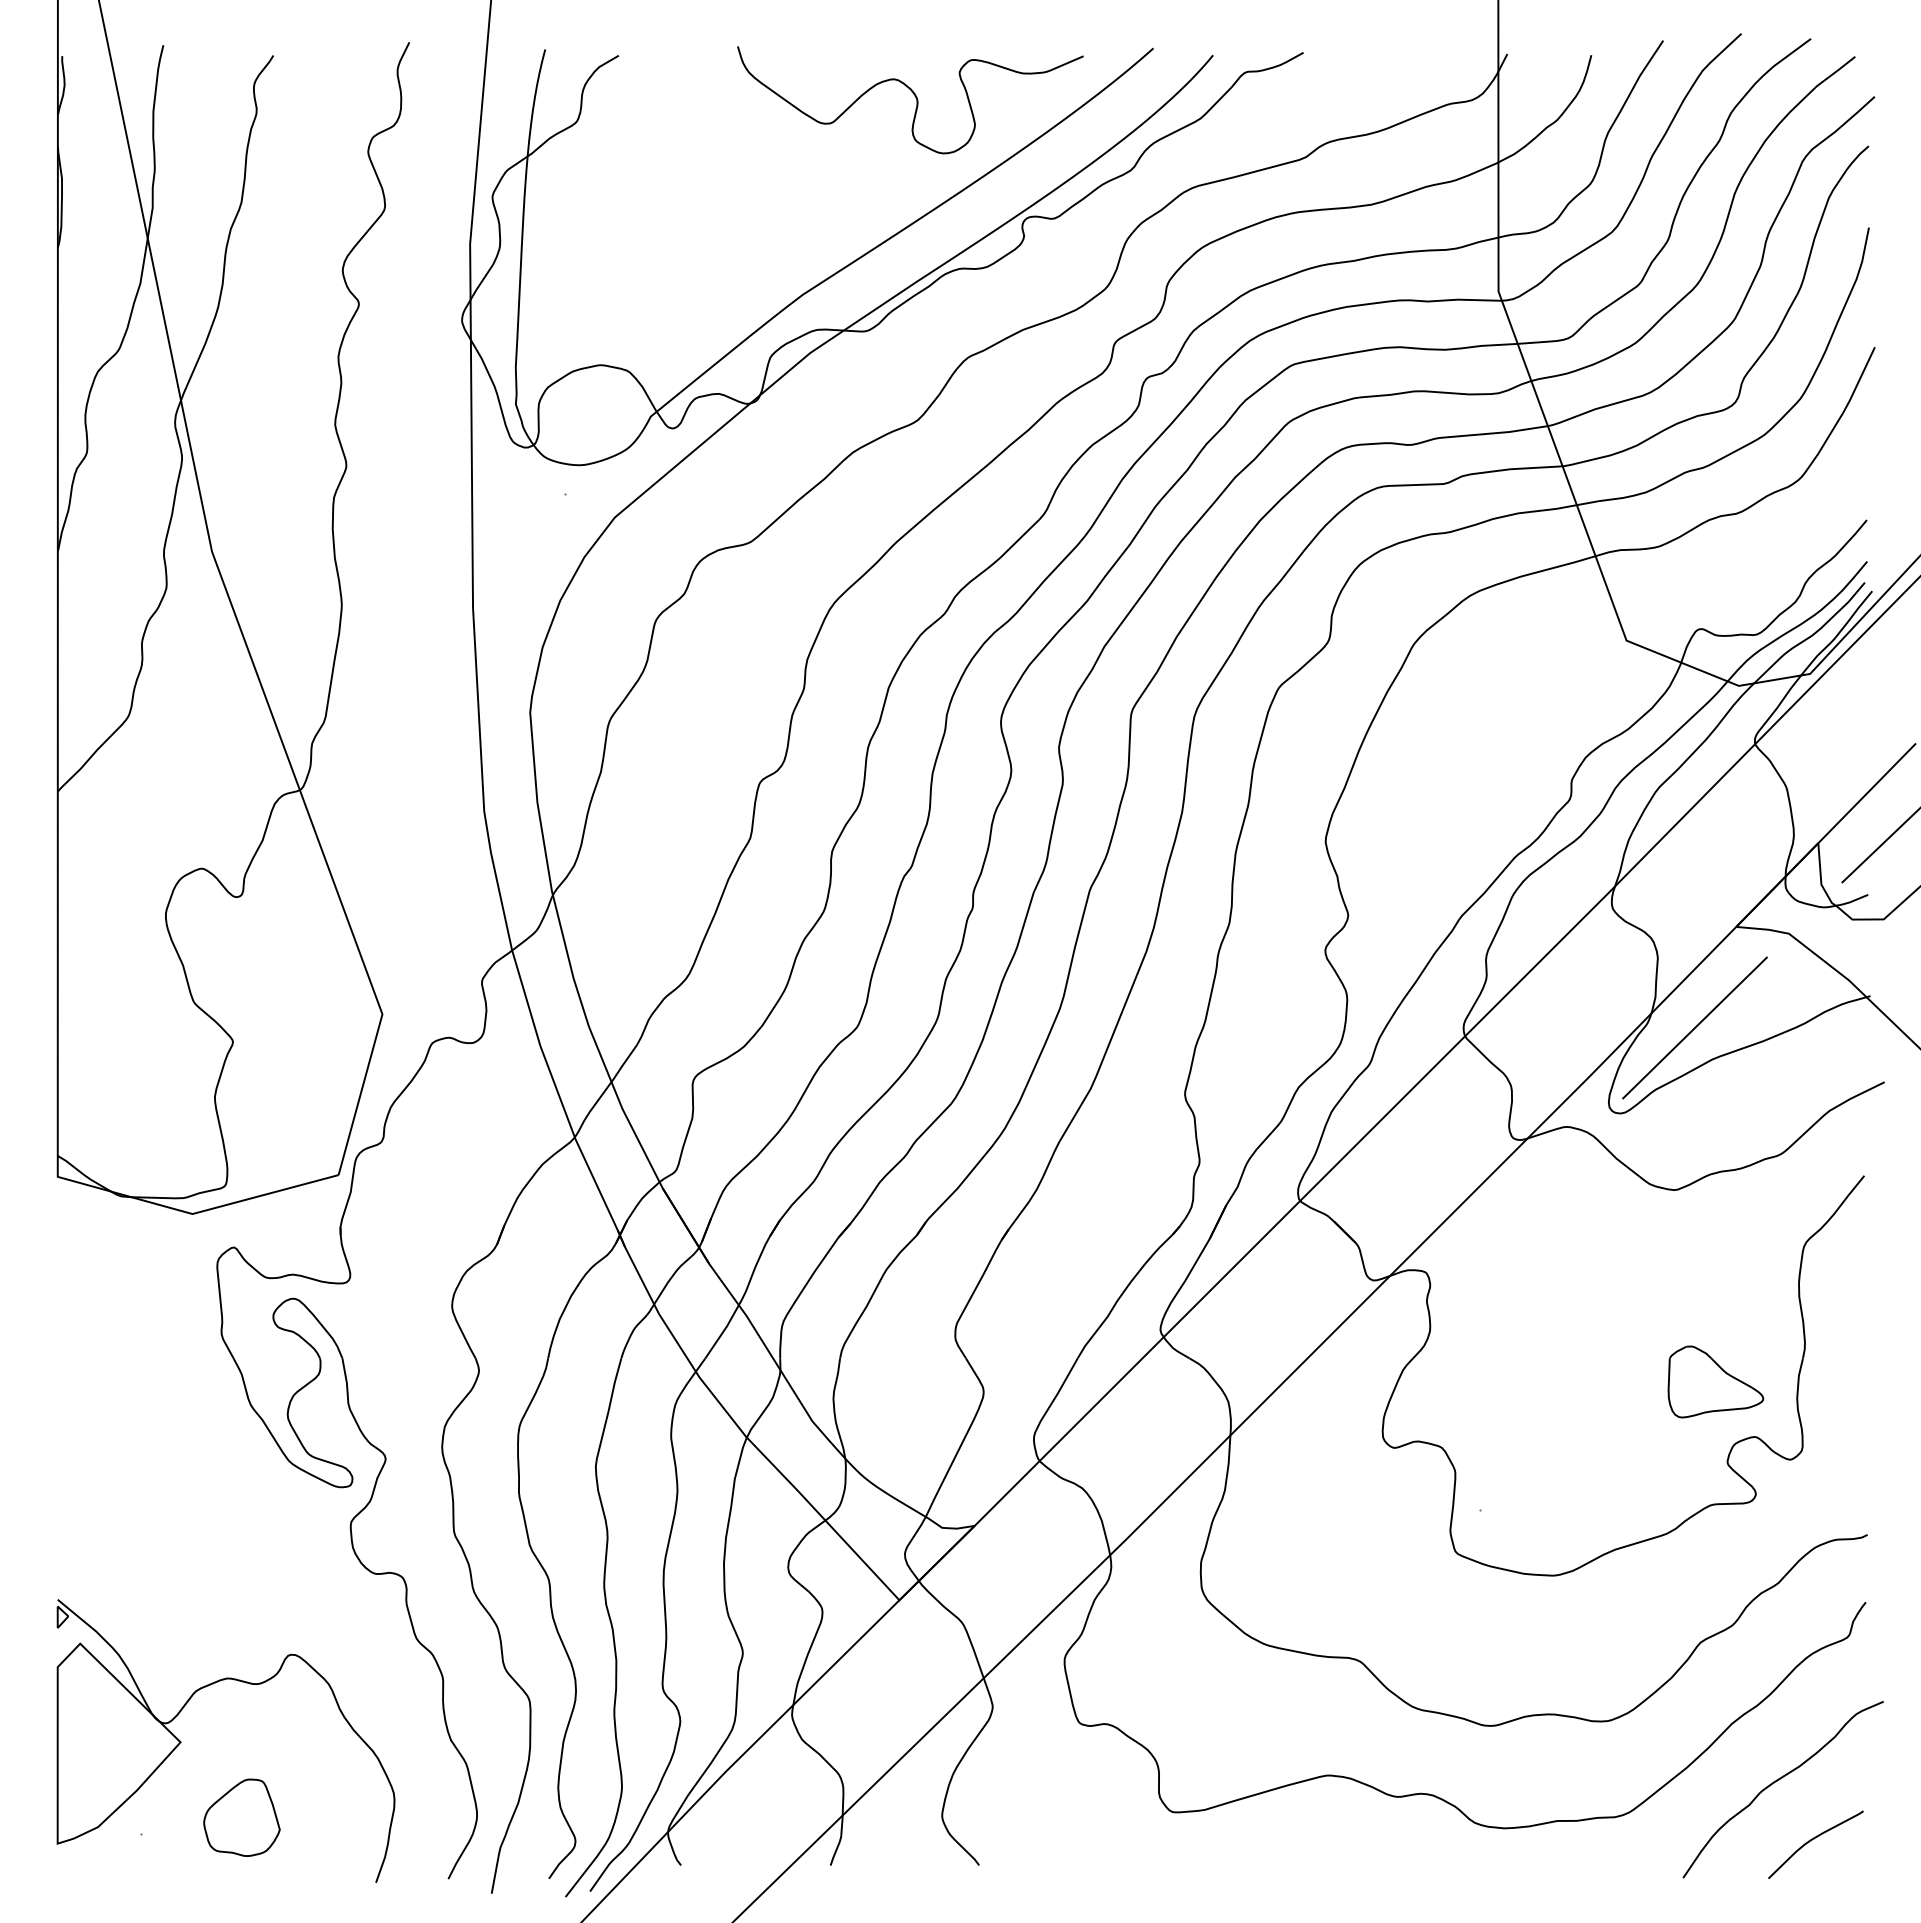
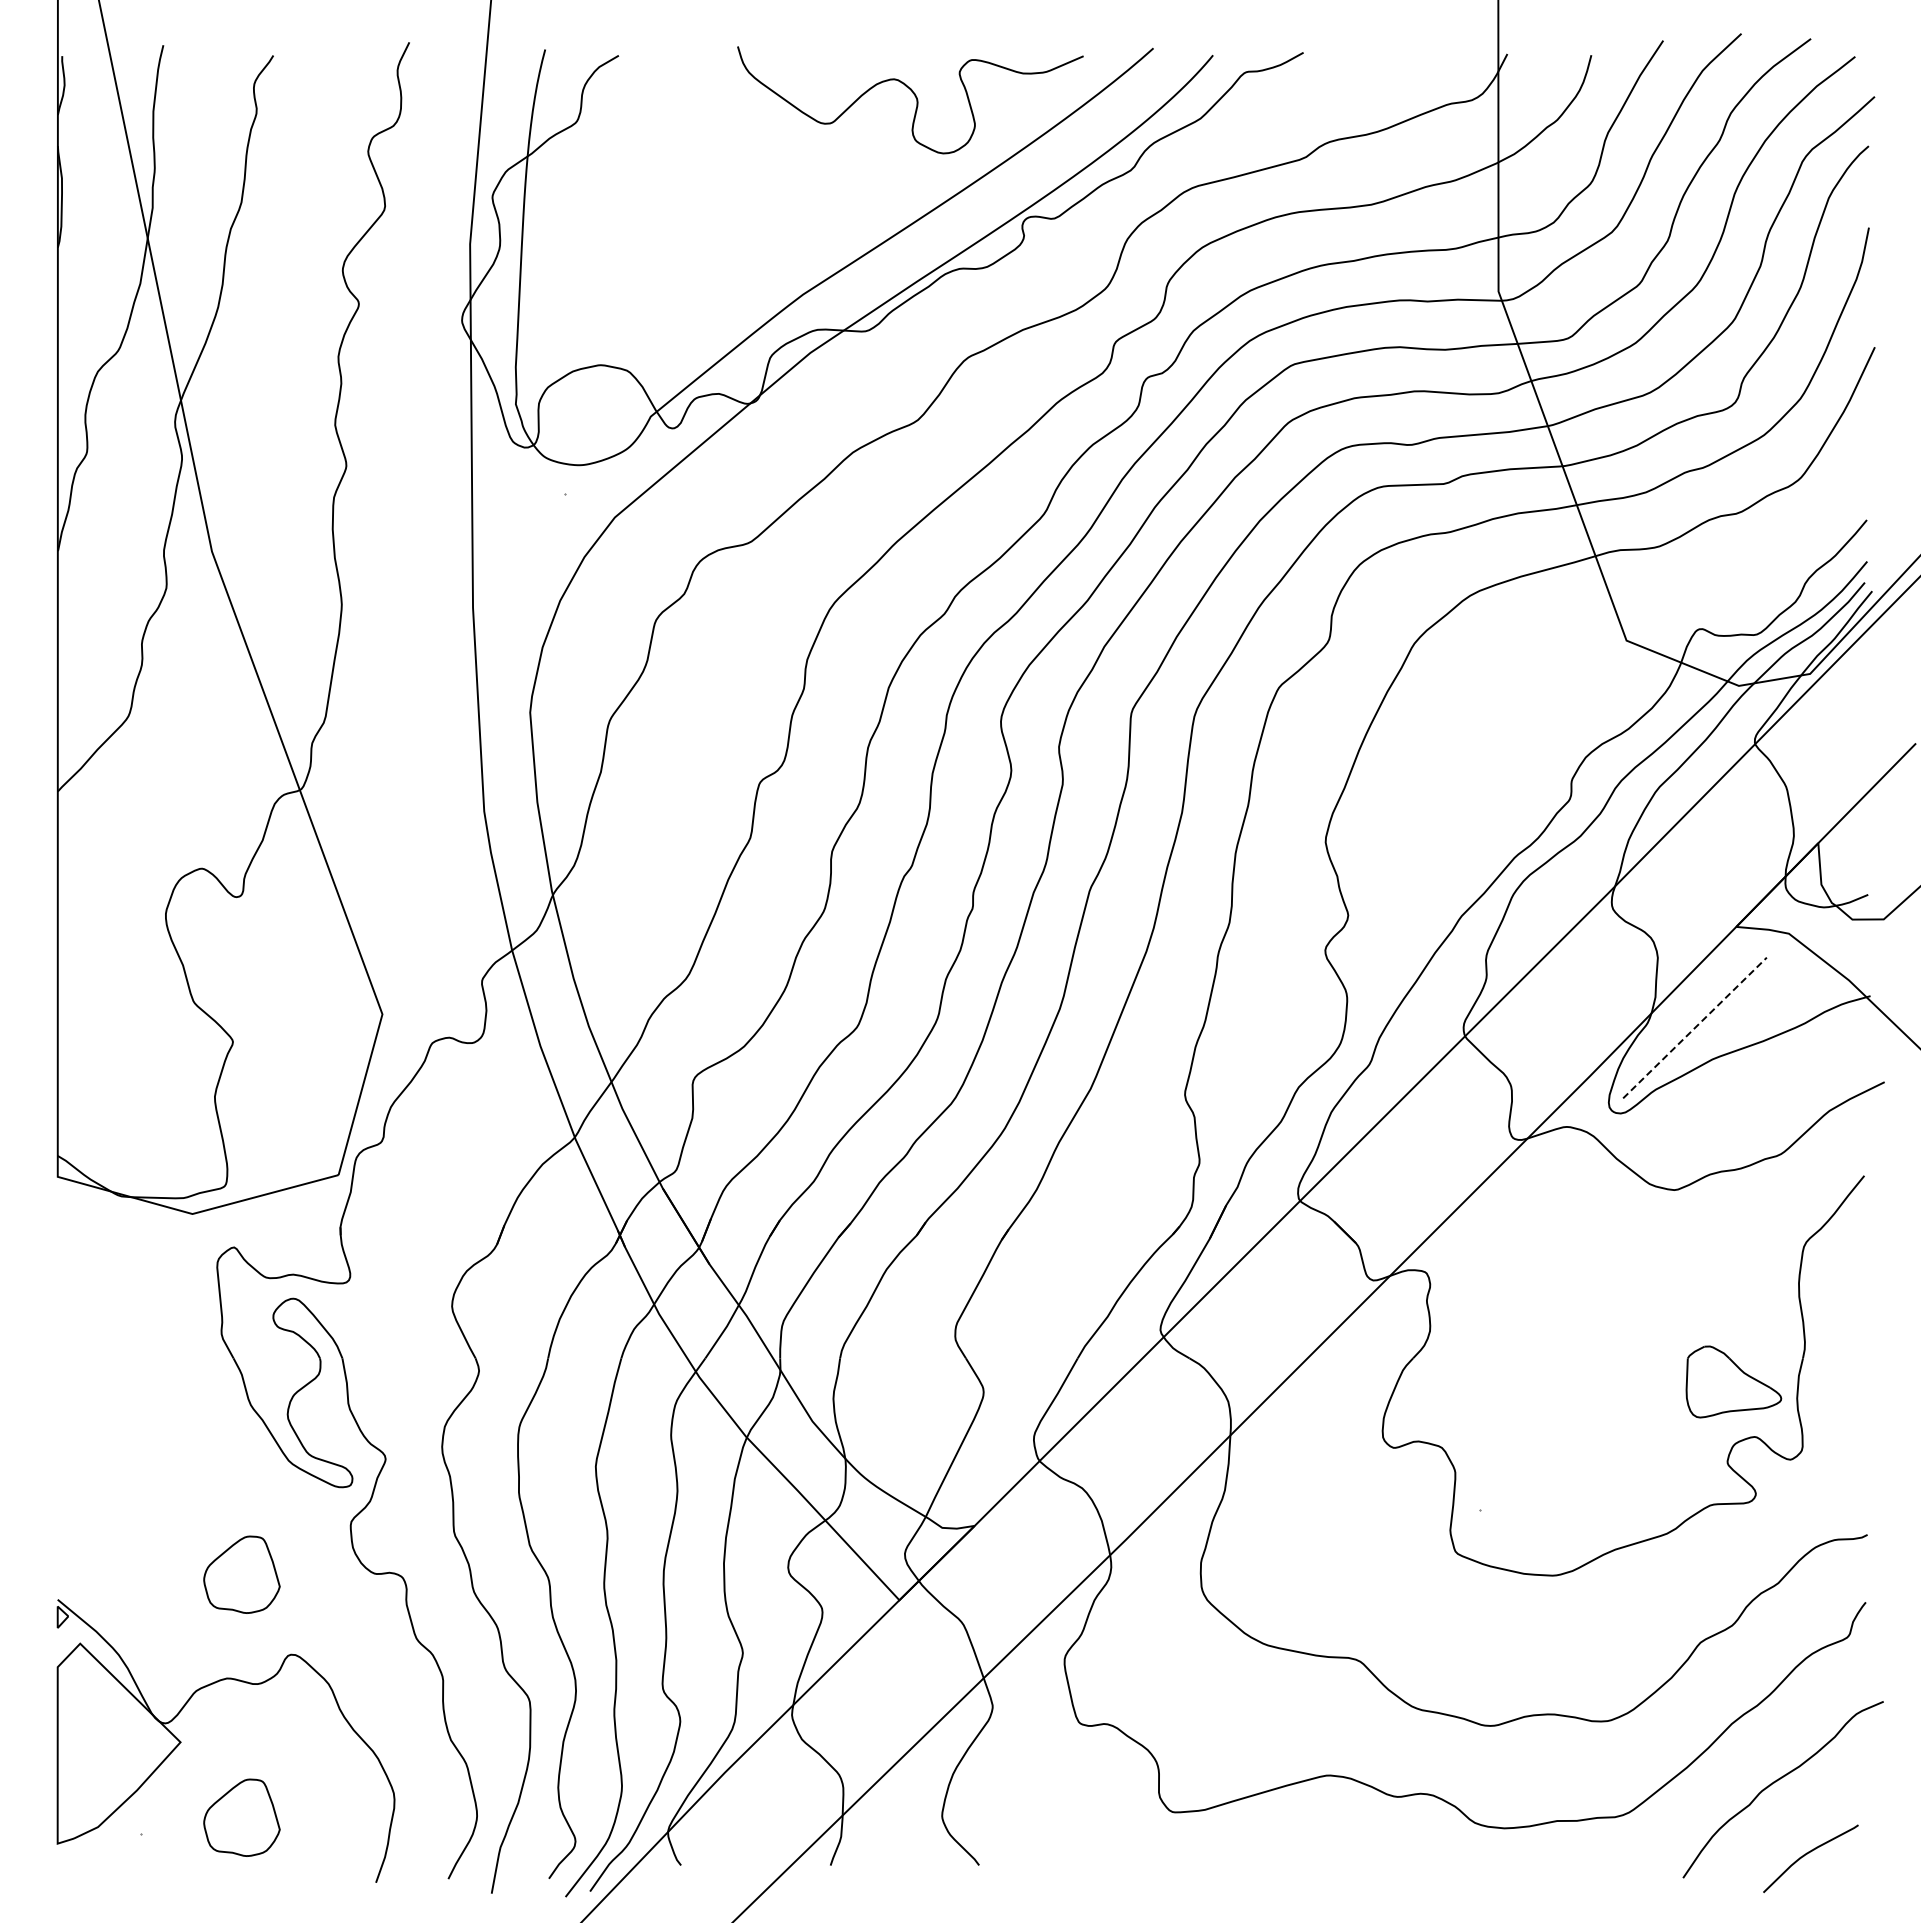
line: present -> none (1879, 846)
line: solid -> dashed (1695, 1028)
part position: (1715, 1381) -> (1733, 1381) (1733, 1381)
part: none -> present (241, 1574)
curve position: (1812, 1840) -> (1807, 1854) (1807, 1854)
